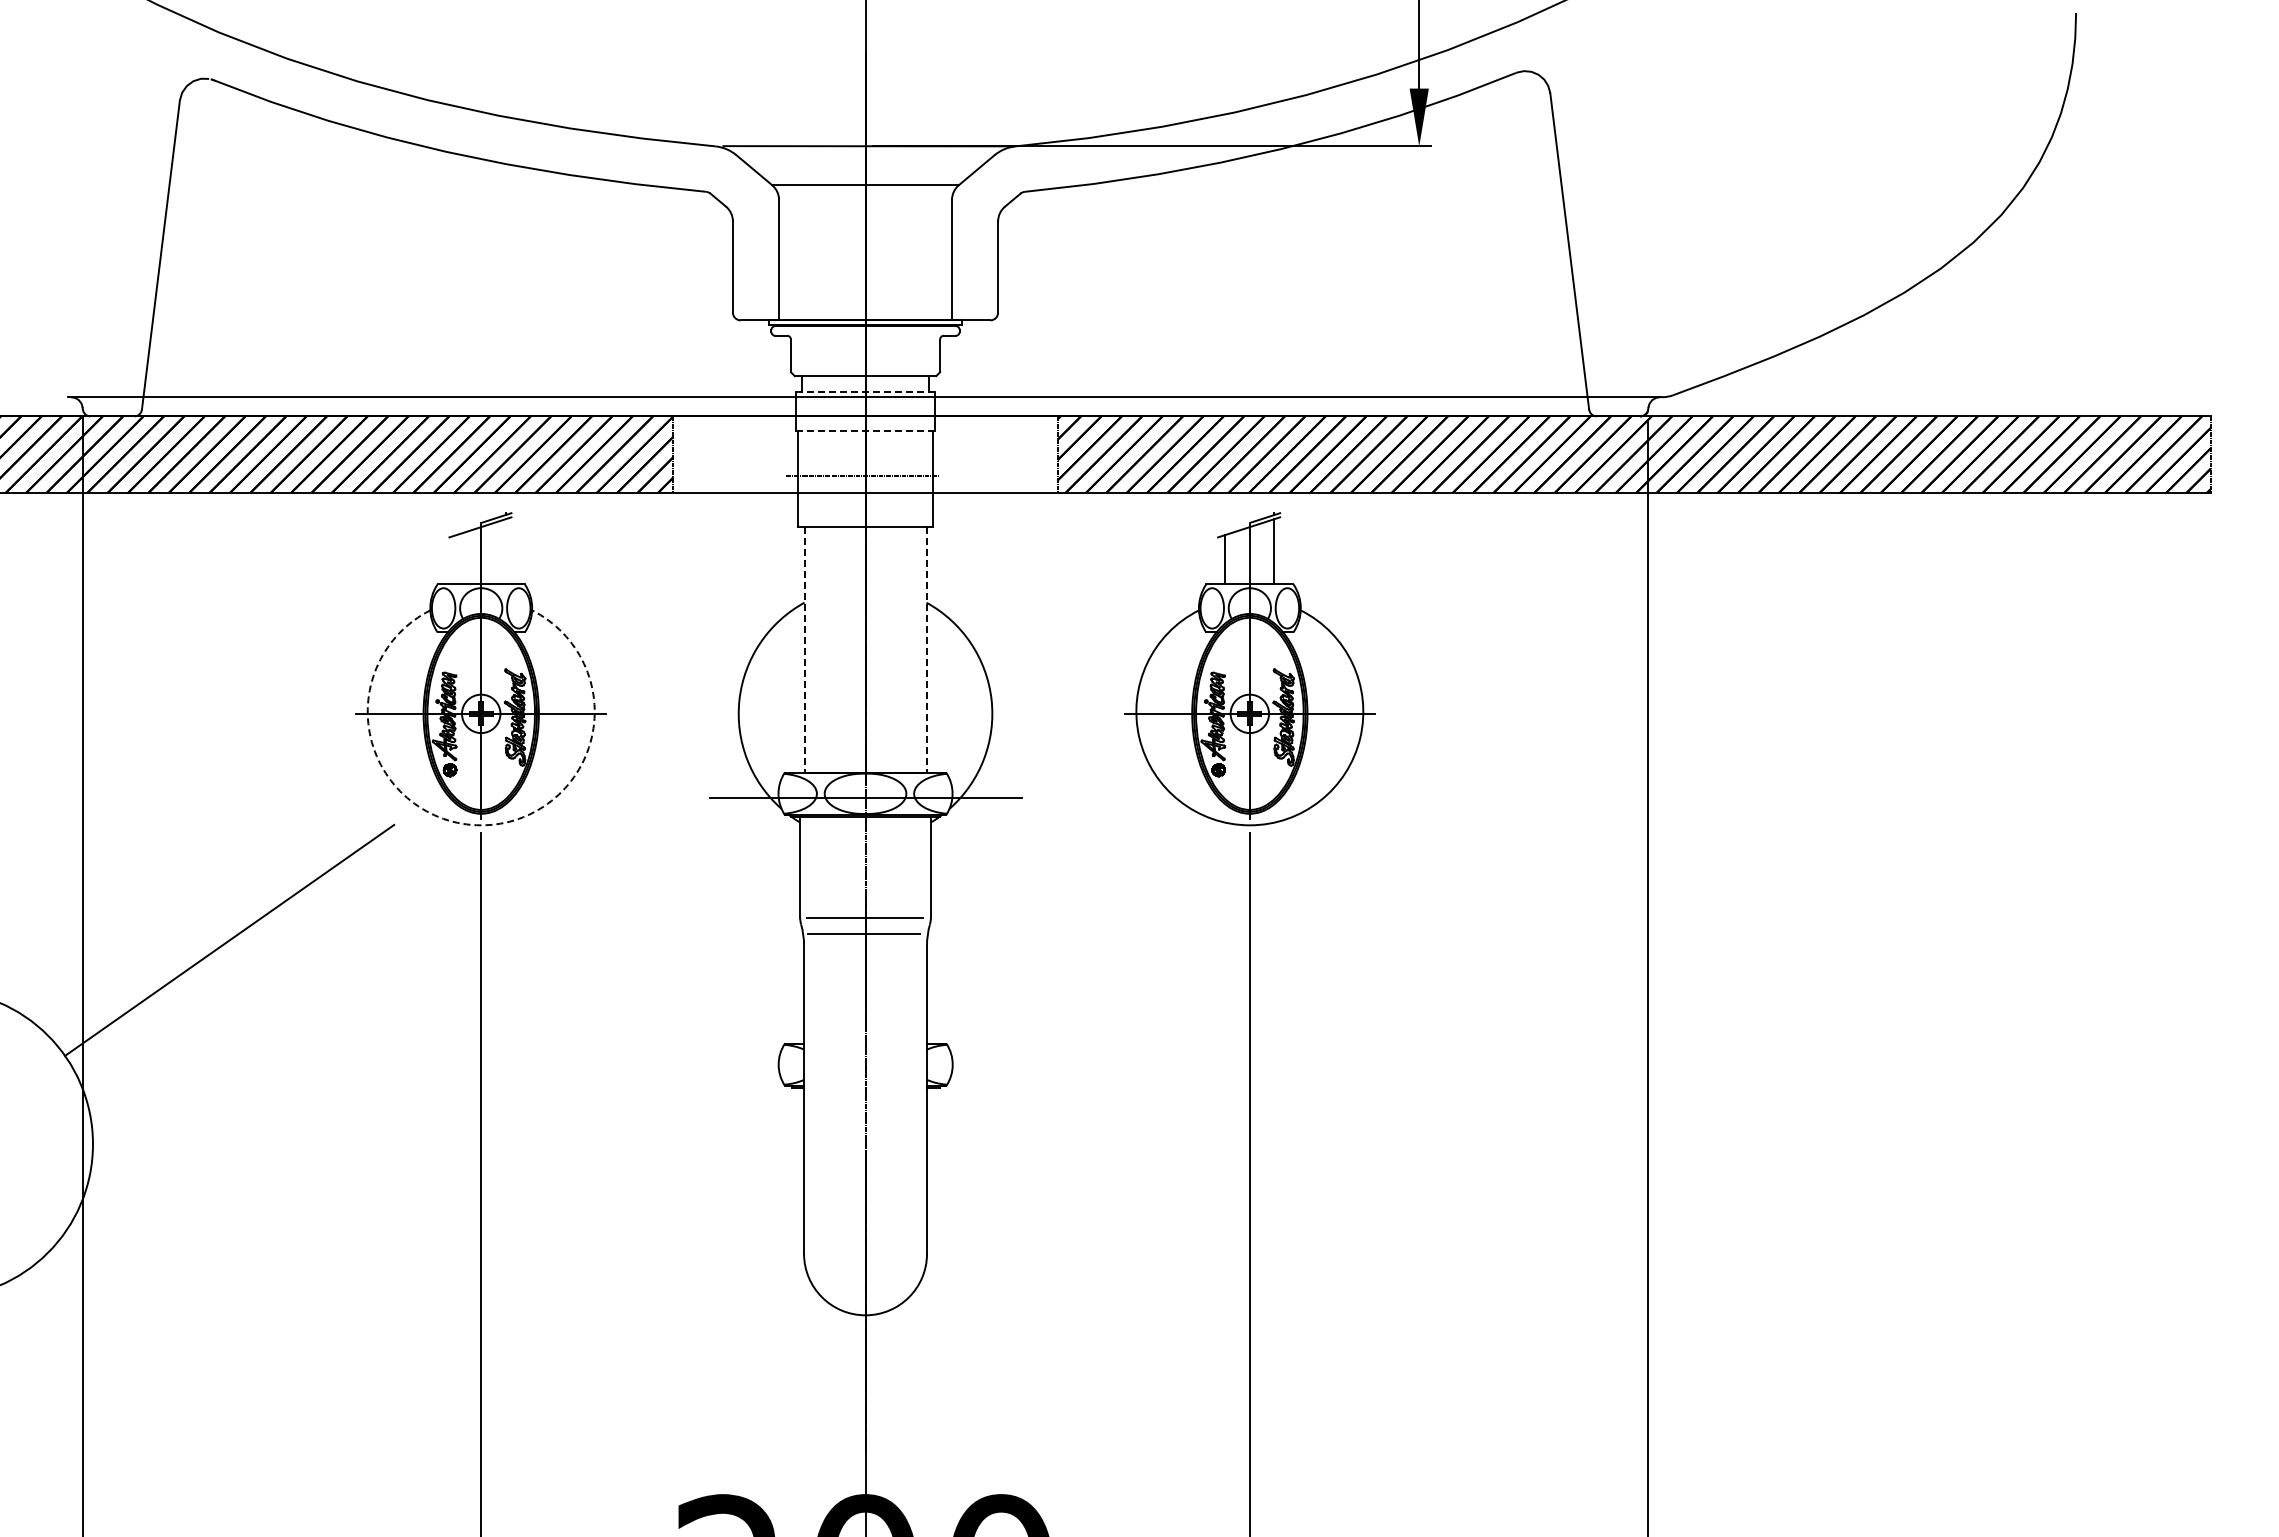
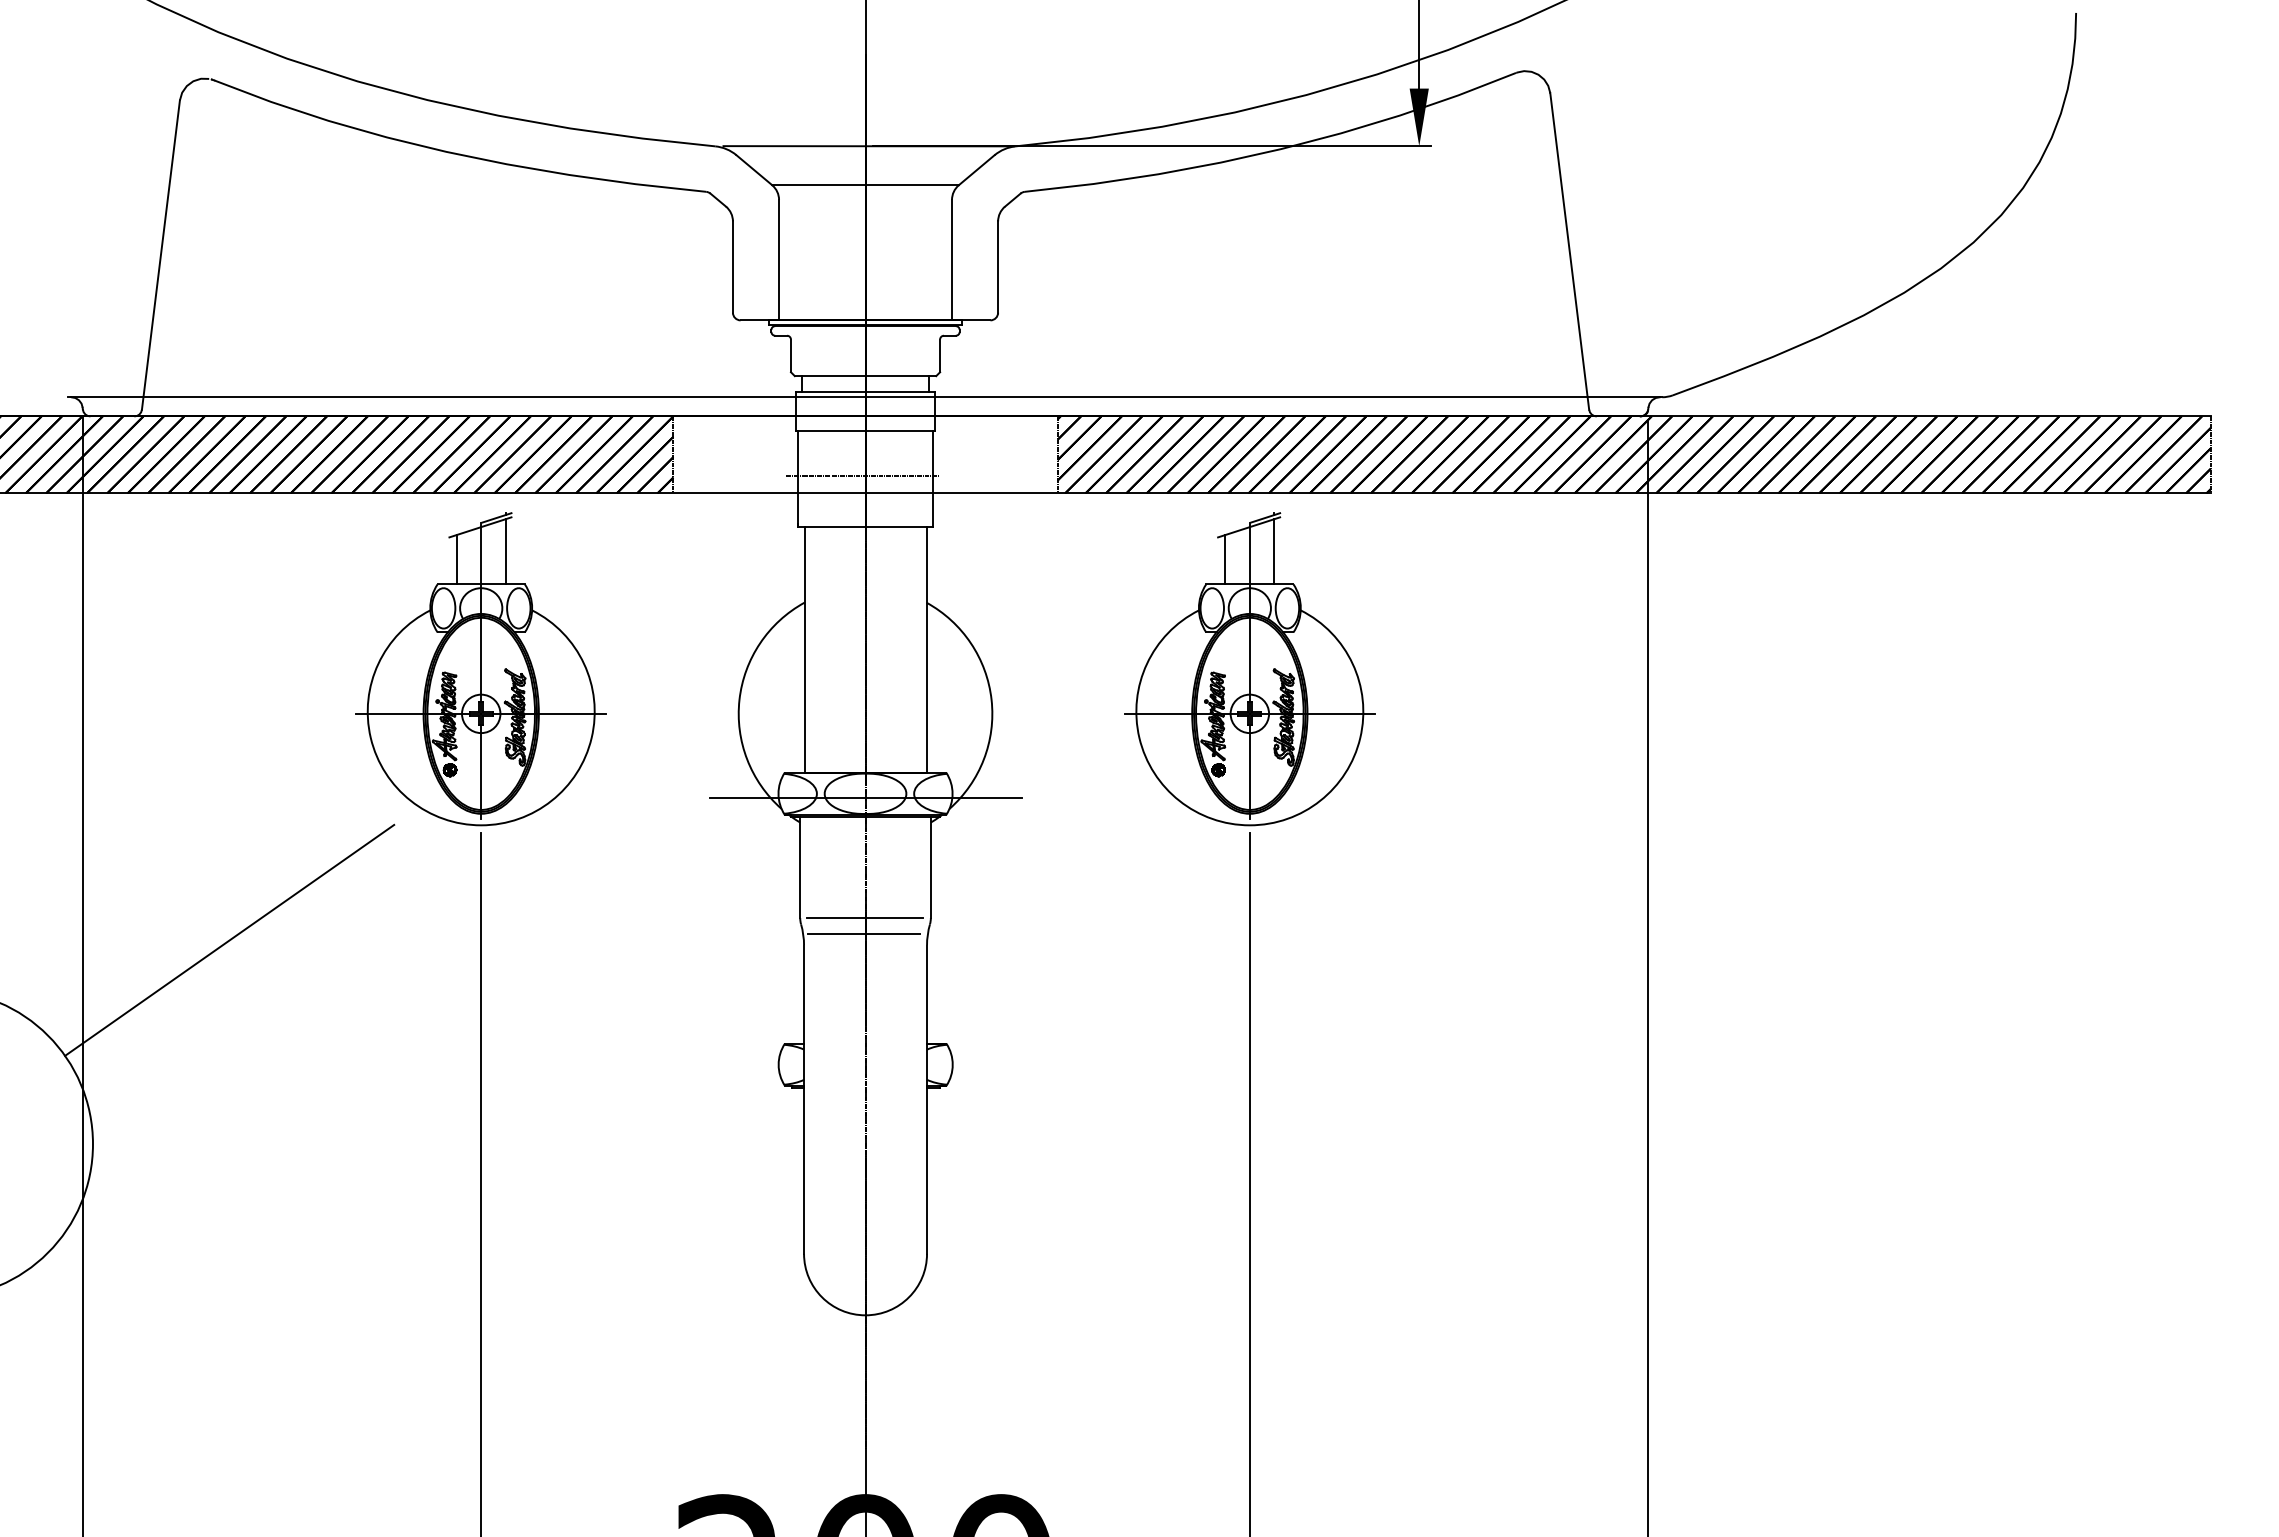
line: dashed -> solid (865, 392)
line: dashed -> solid (865, 430)
line: none -> present (505, 551)
line: none -> present (456, 559)
line: dashed -> solid (804, 649)
line: dashed -> solid (926, 649)
arc: dashed -> solid (481, 825)
